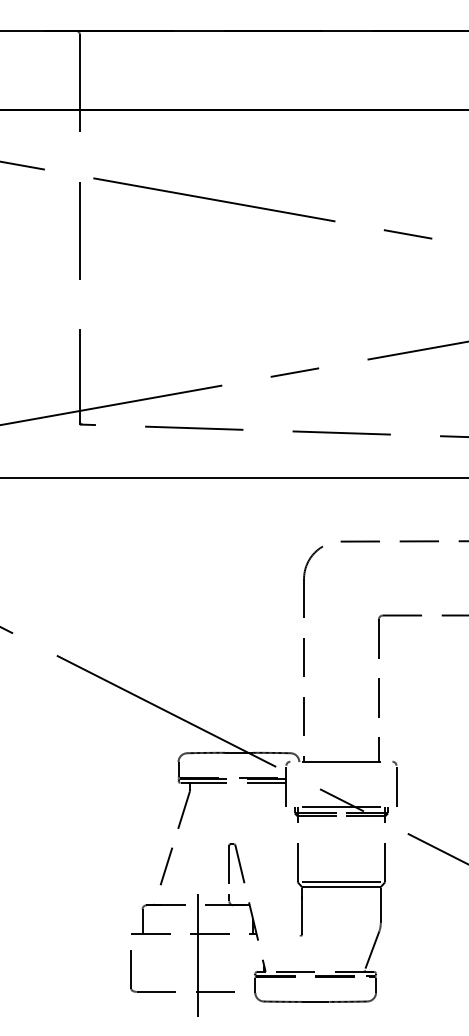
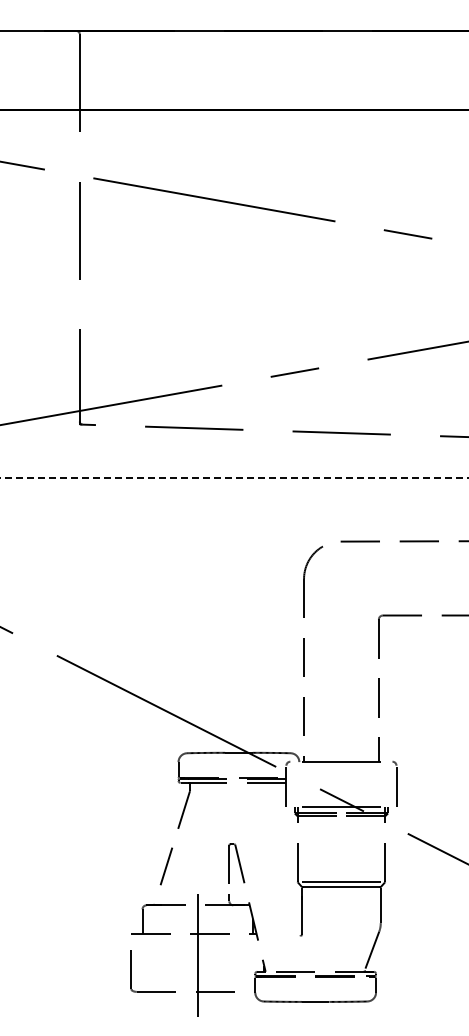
line: solid -> dashed (234, 477)
